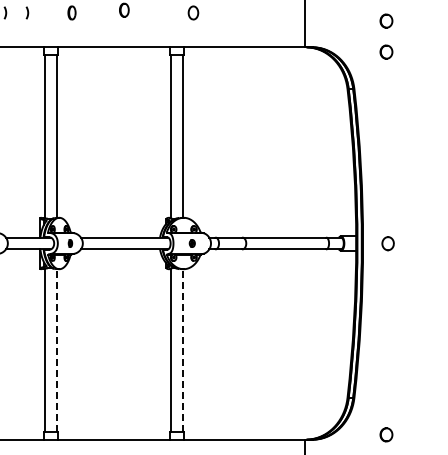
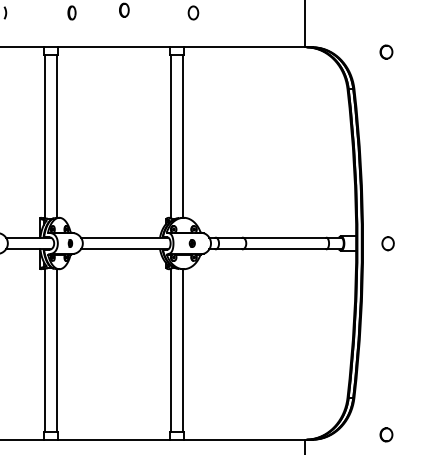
curve: present -> none (27, 12)
part: present -> none (386, 20)
line: dashed -> solid (56, 350)
line: dashed -> solid (182, 350)
